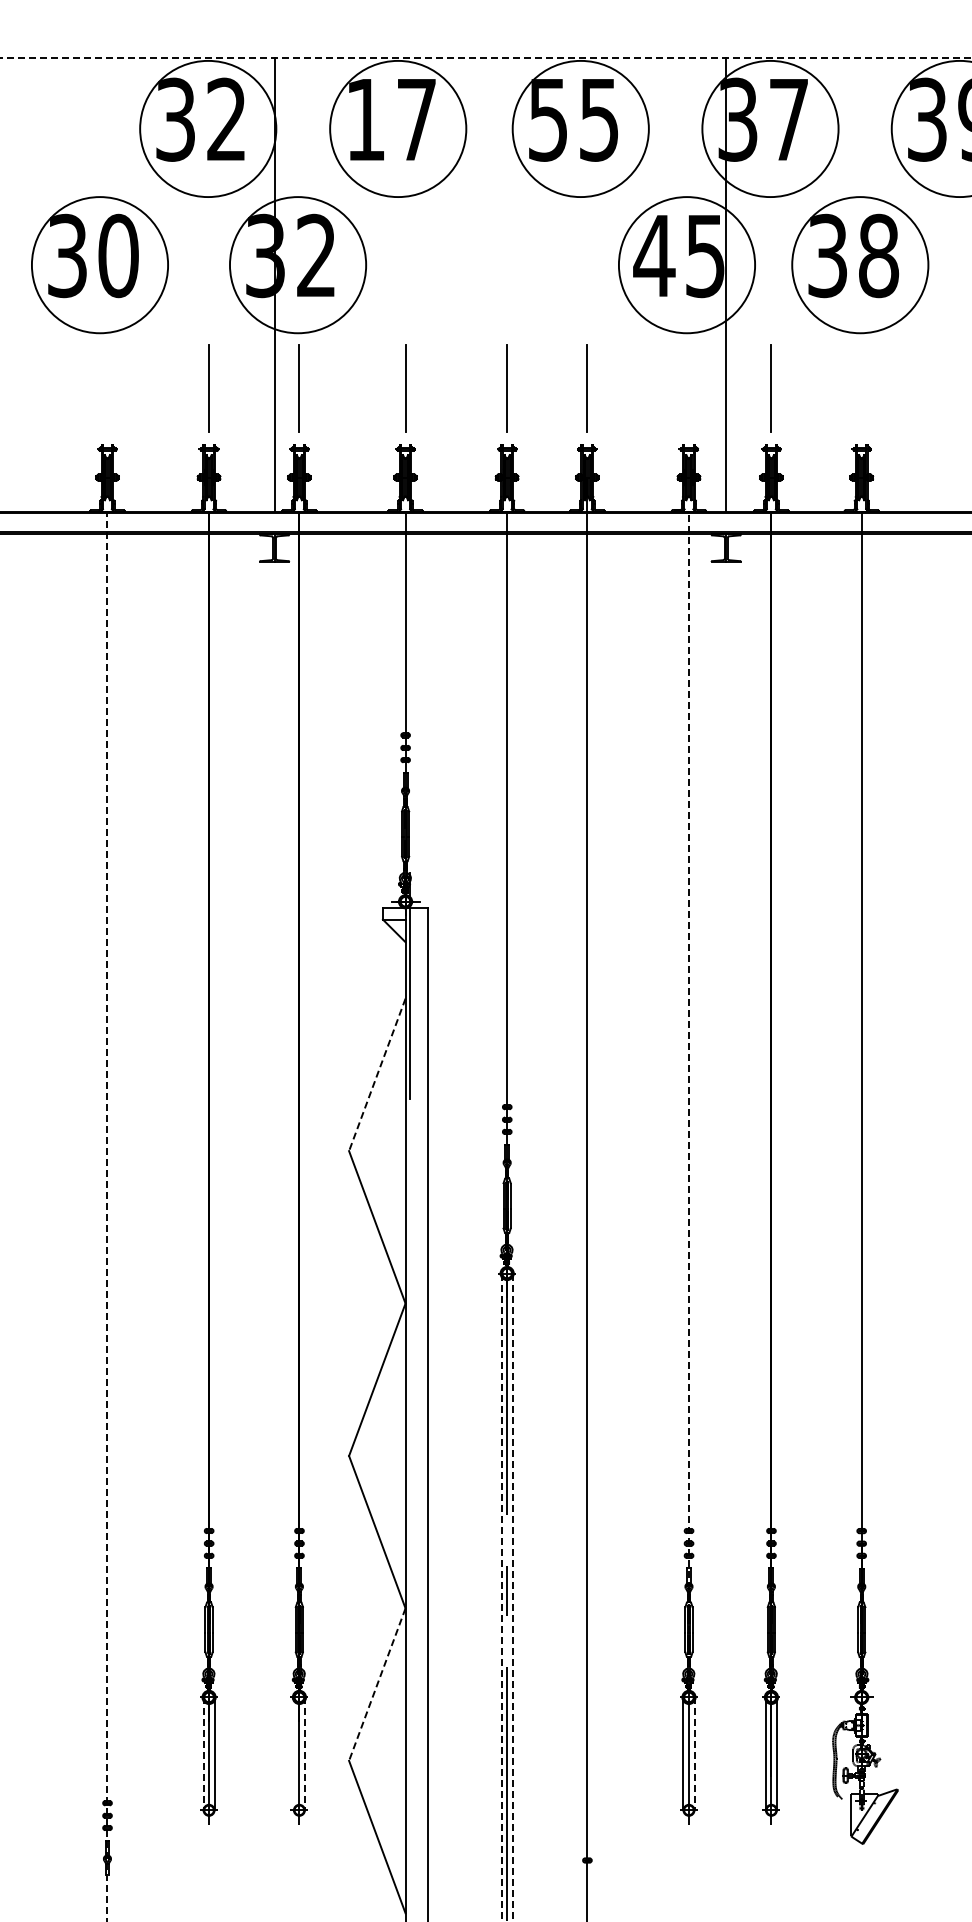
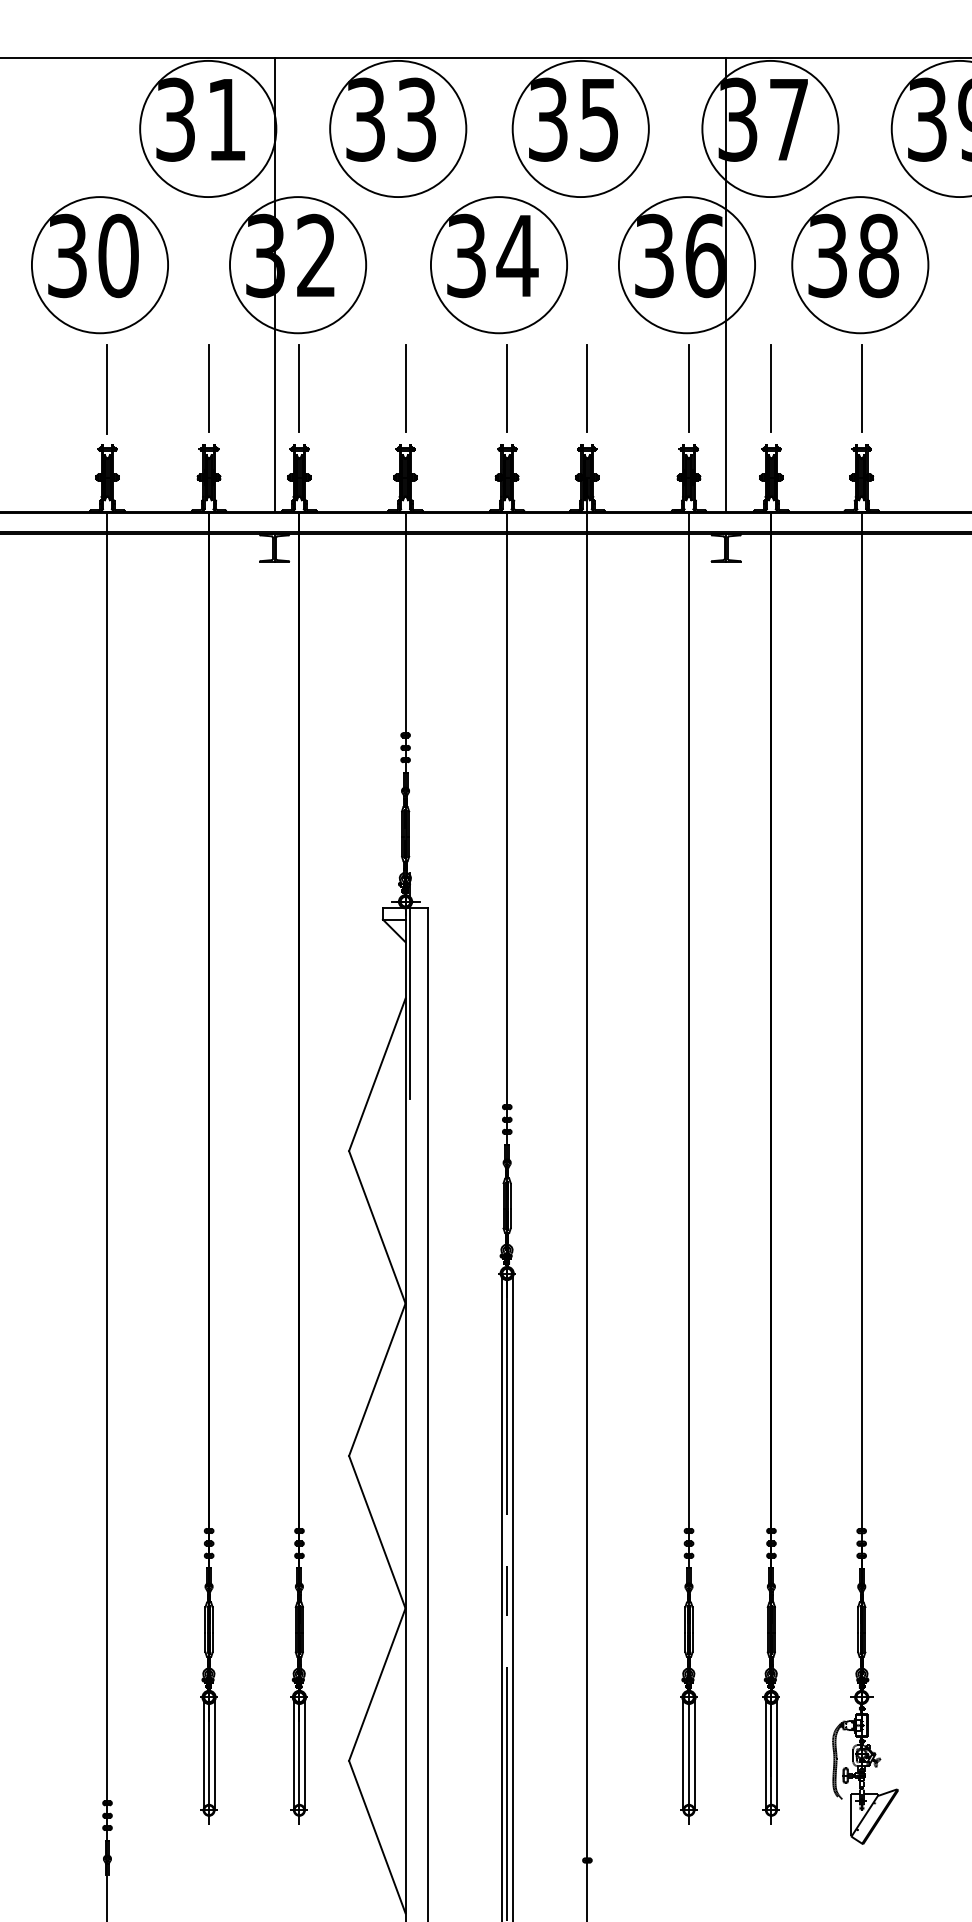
line: dashed -> solid (486, 57)
text: 32 -> 31 (226, 118)
text: 17 -> 33 (390, 119)
text: 55 -> 35 (548, 119)
text: 45 -> 36 (678, 255)
part: none -> present (498, 265)
line: none -> present (688, 388)
line: none -> present (861, 388)
line: none -> present (107, 389)
line: dashed -> solid (377, 1075)
line: dashed -> solid (688, 1094)
line: dashed -> solid (107, 1217)
line: dashed -> solid (501, 1597)
line: dashed -> solid (512, 1597)
line: dashed -> solid (377, 1685)
line: none -> present (293, 1753)
line: dashed -> solid (203, 1754)
line: dashed -> solid (304, 1754)
line: dashed -> solid (694, 1754)
